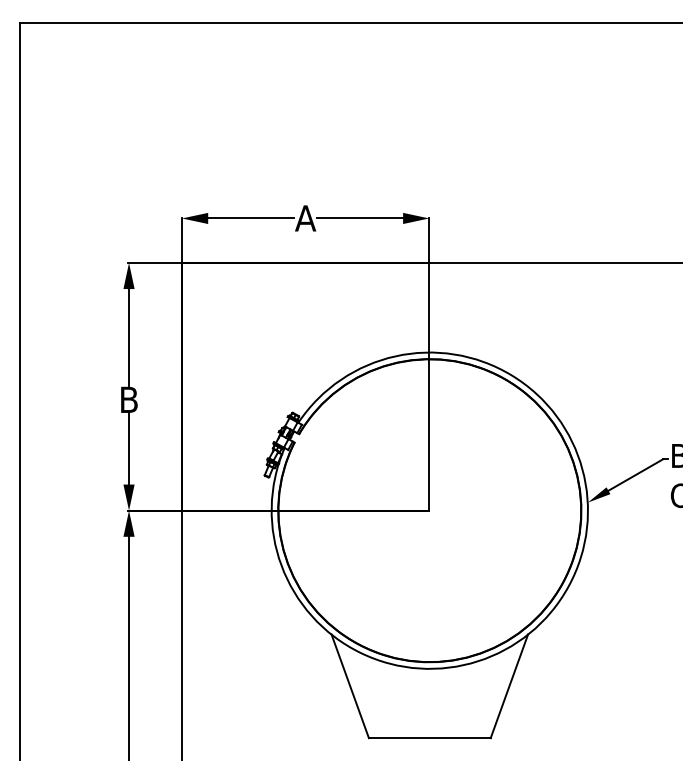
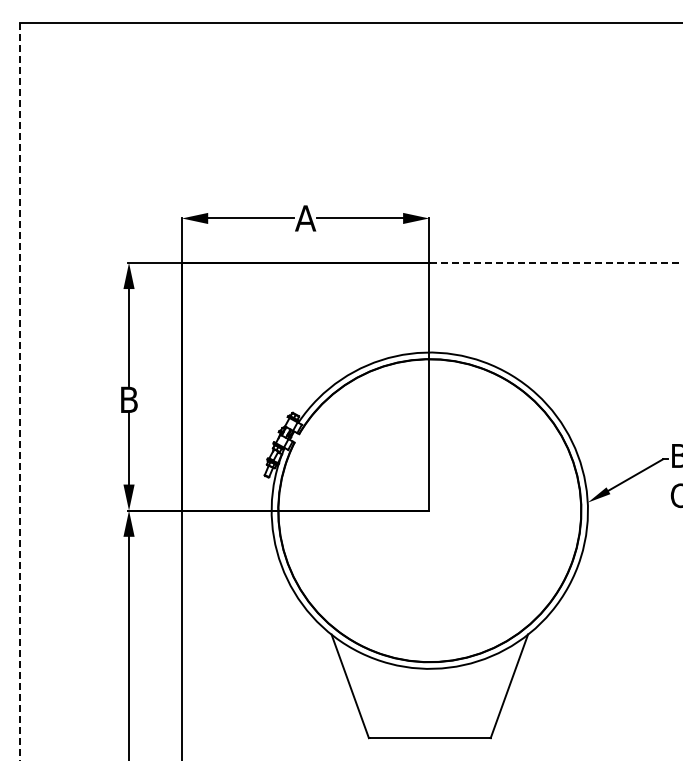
line: solid -> dashed (556, 262)
line: solid -> dashed (20, 391)
